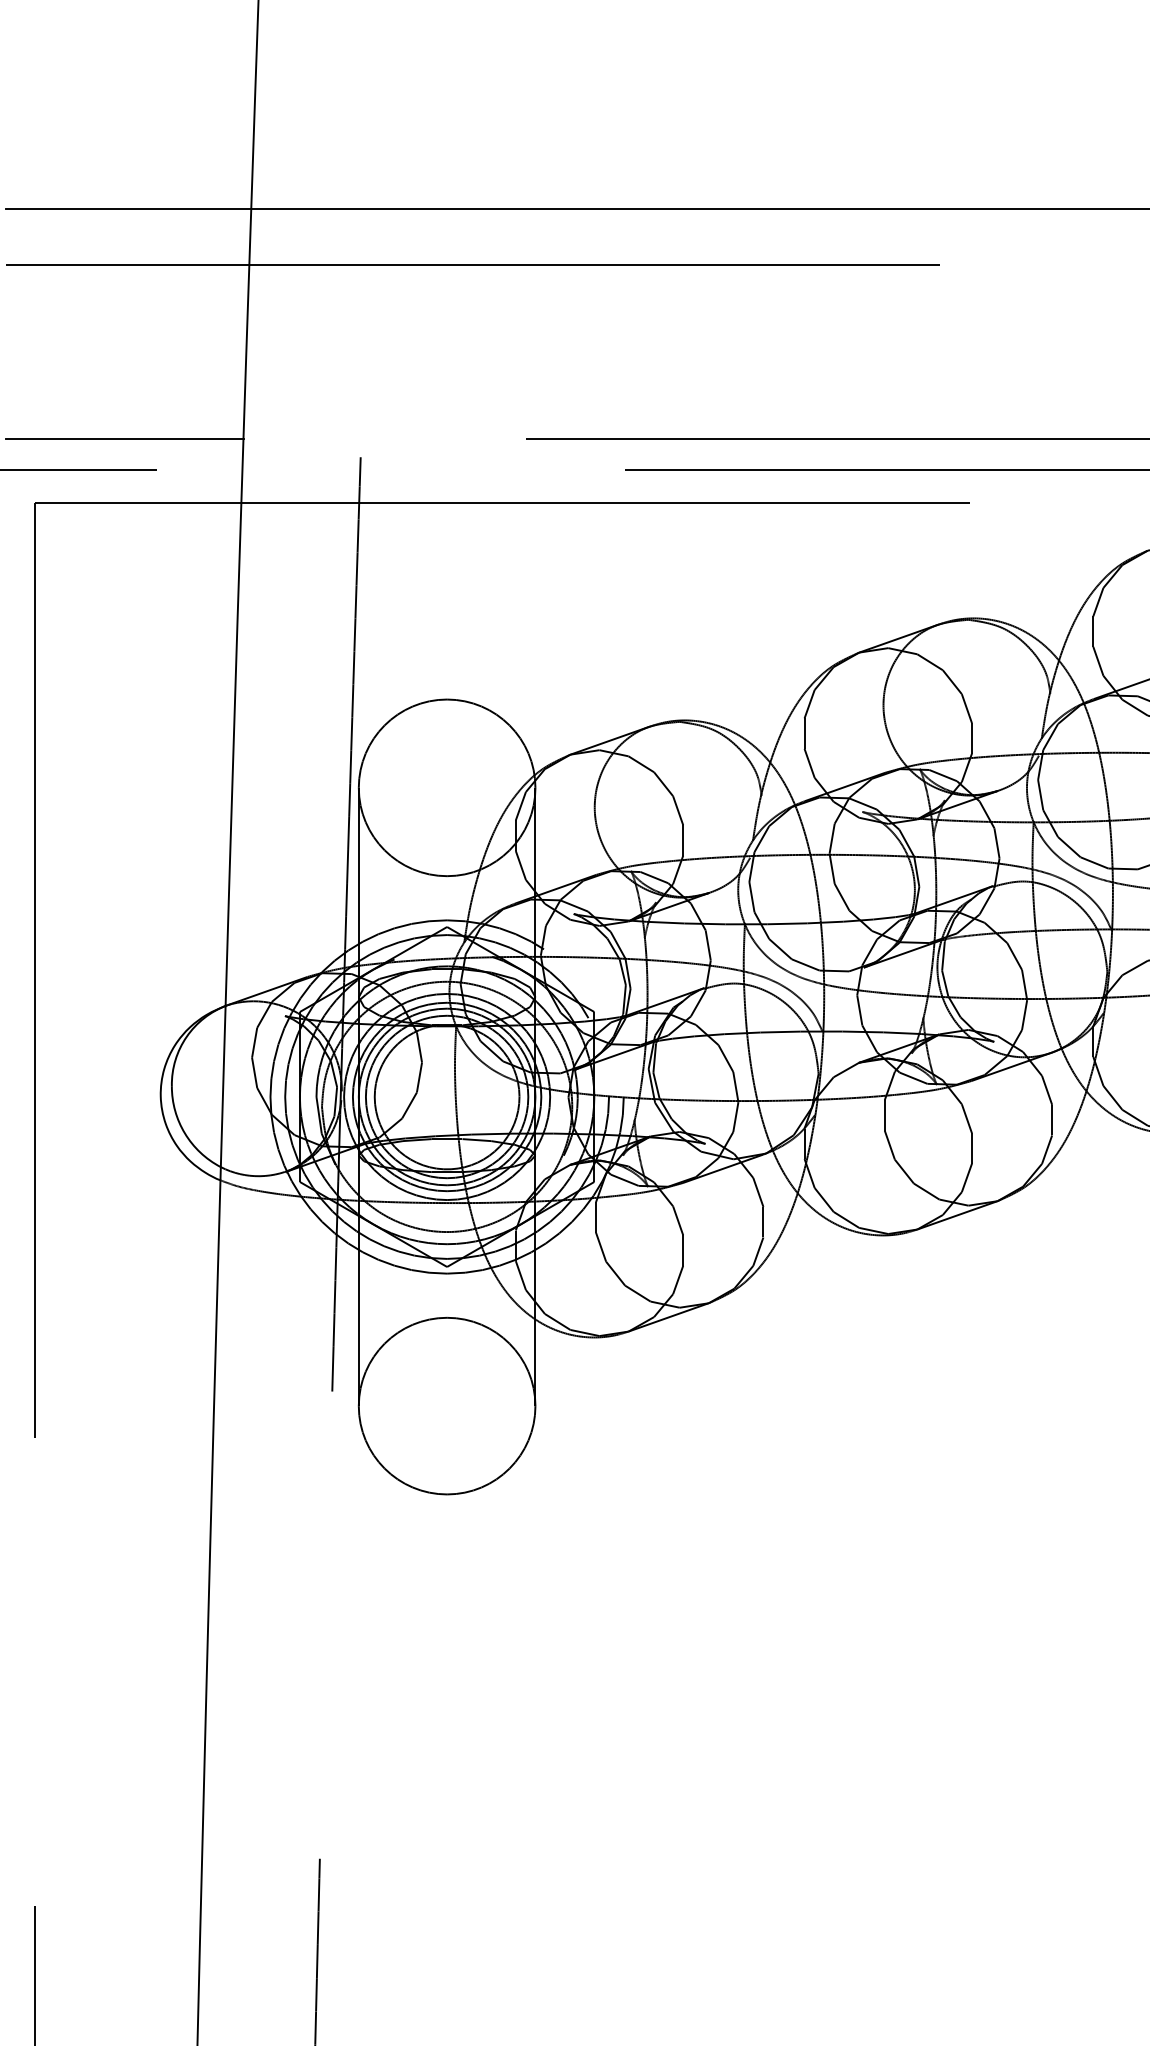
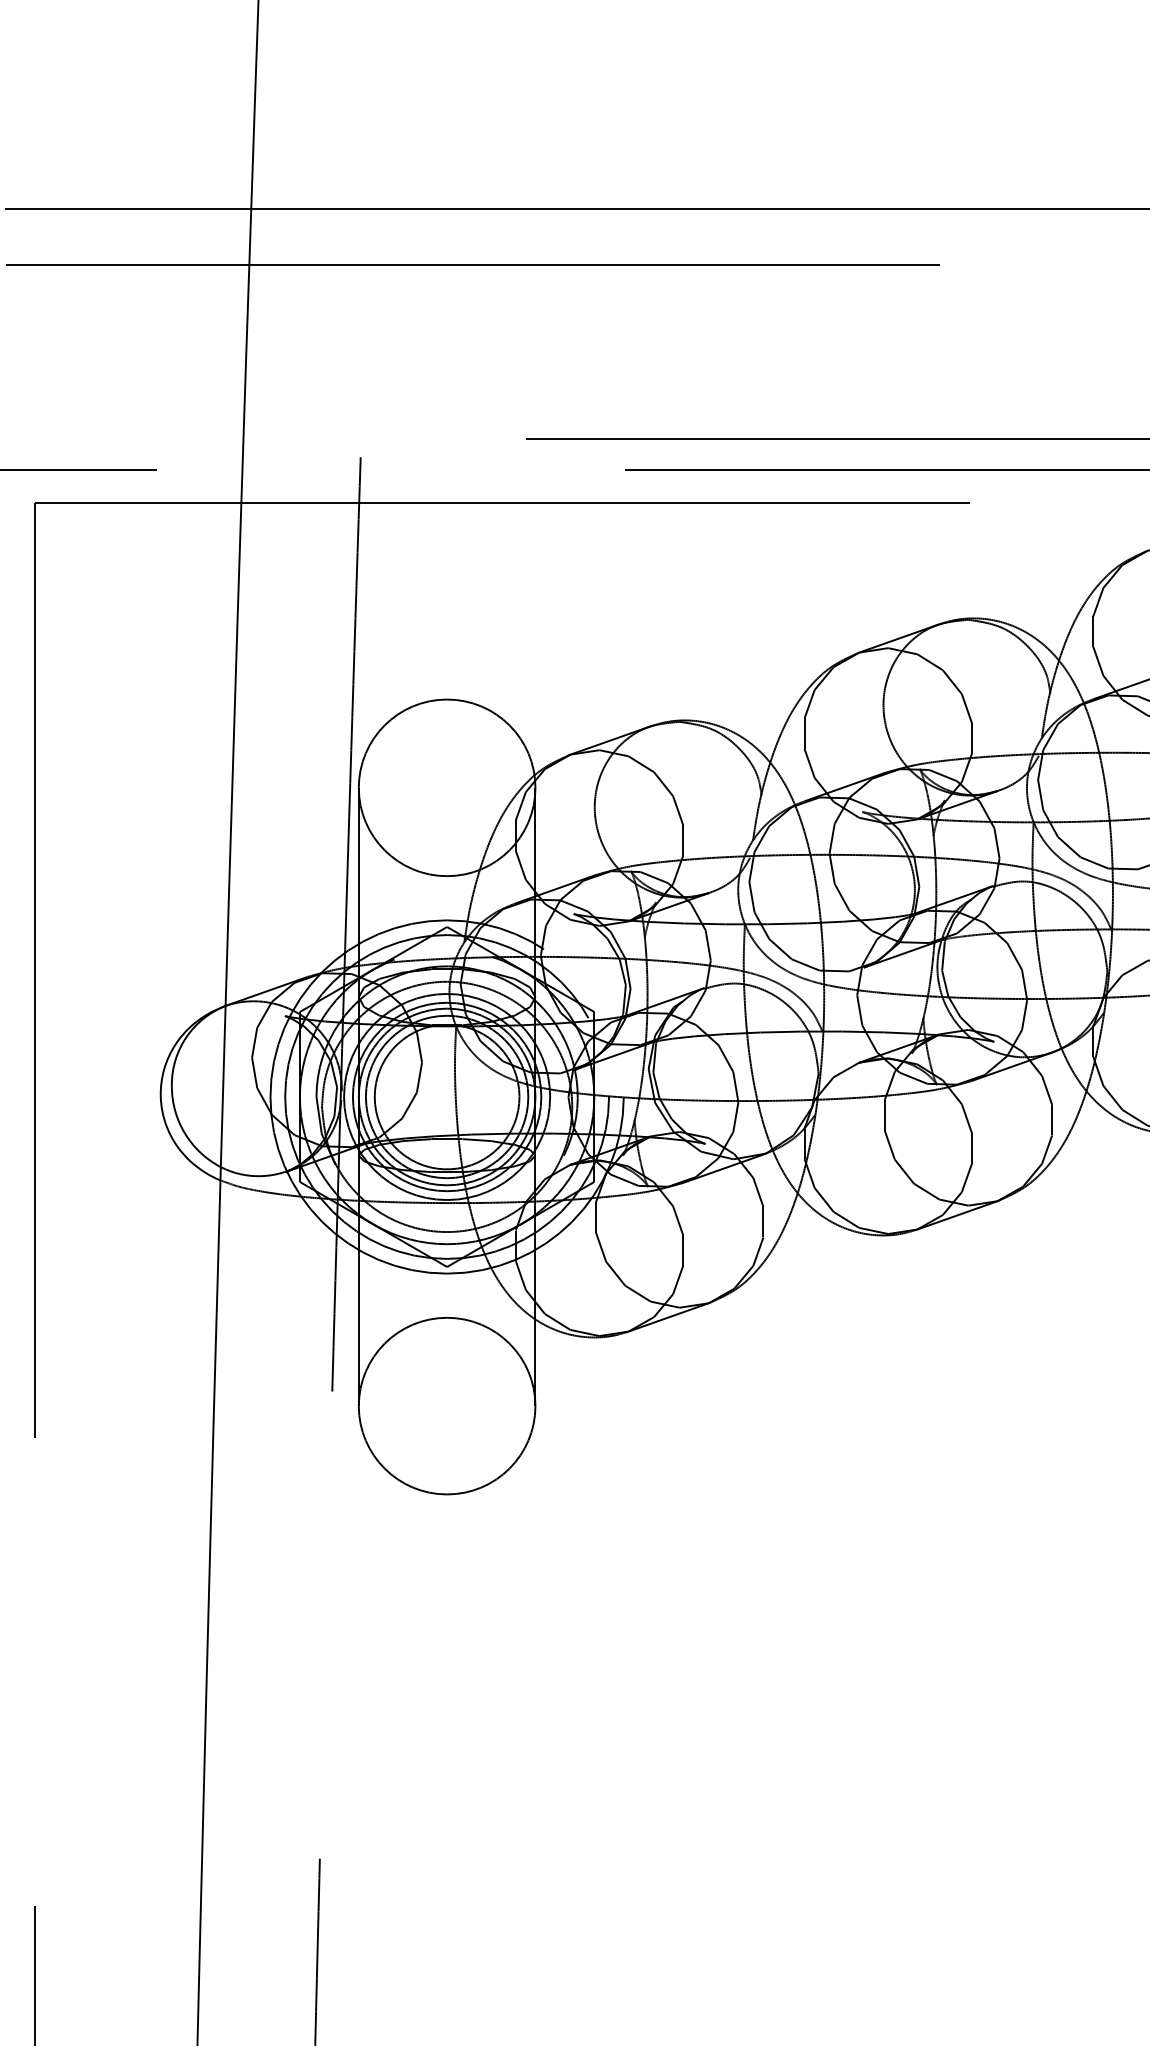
line: present -> none (124, 439)
